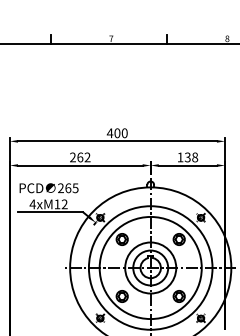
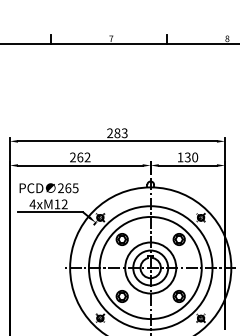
text: 400 -> 283 (116, 133)
text: 138 -> 130 (195, 157)
